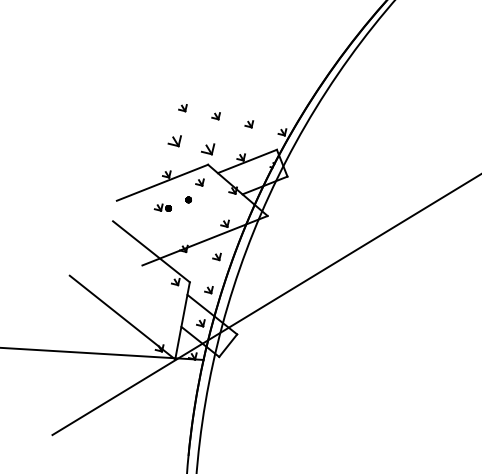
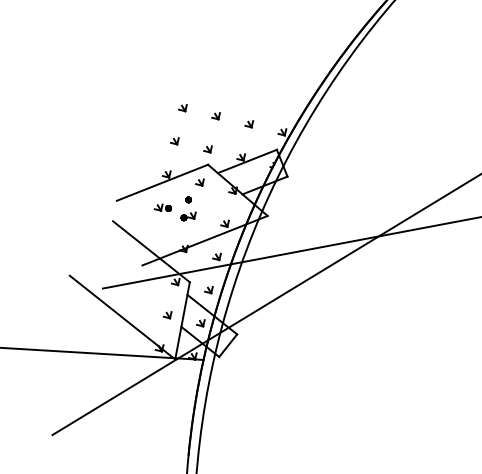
part size: 15x13 px -> 10x9 px (174, 141)
part size: 15x13 px -> 10x9 px (207, 149)
part: none -> present (188, 216)
line: none -> present (290, 252)
part: none -> present (167, 315)
